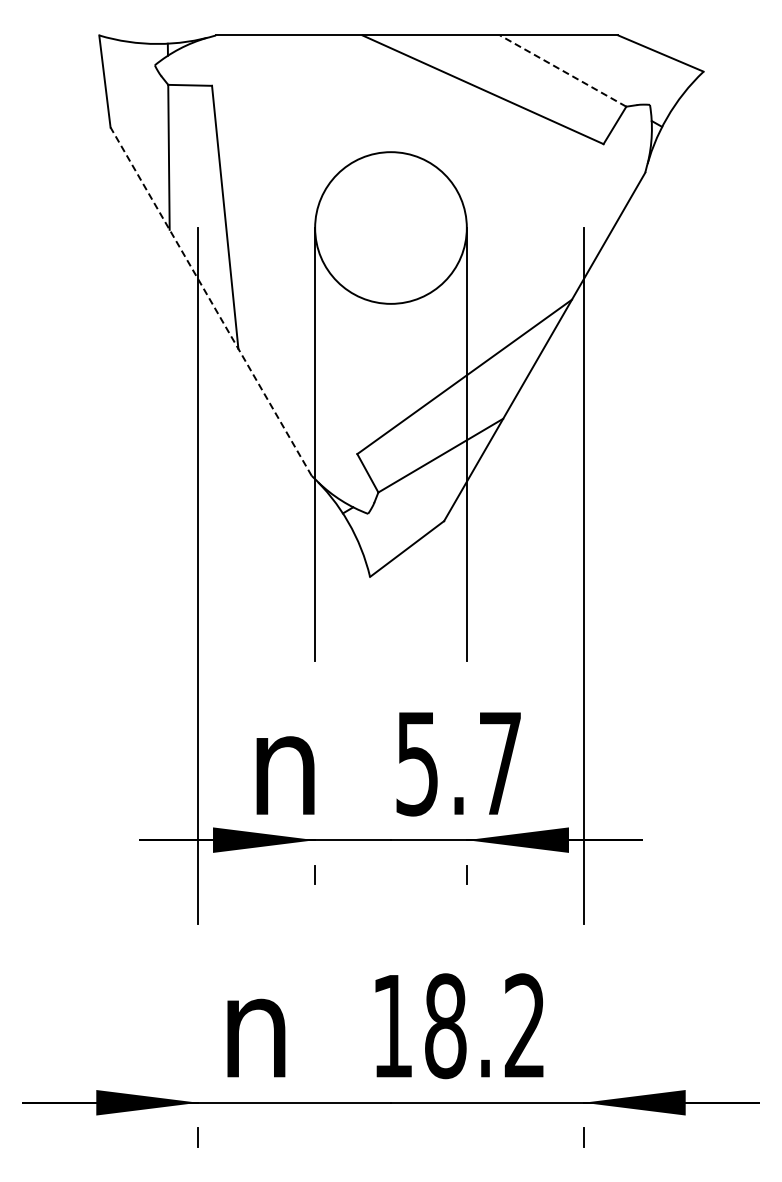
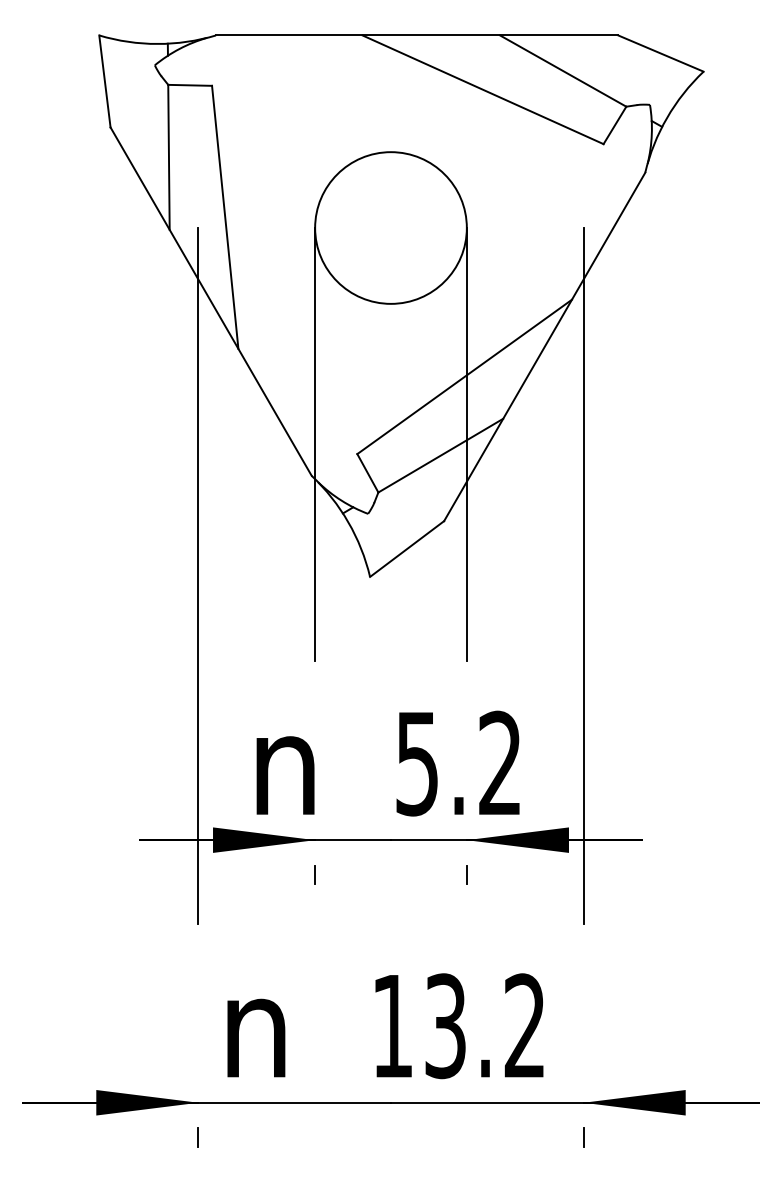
line: dashed -> solid (562, 70)
line: dashed -> solid (210, 301)
text: 5.7 -> 5.2 (499, 762)
text: 18.2 -> 13.2 (445, 1026)
